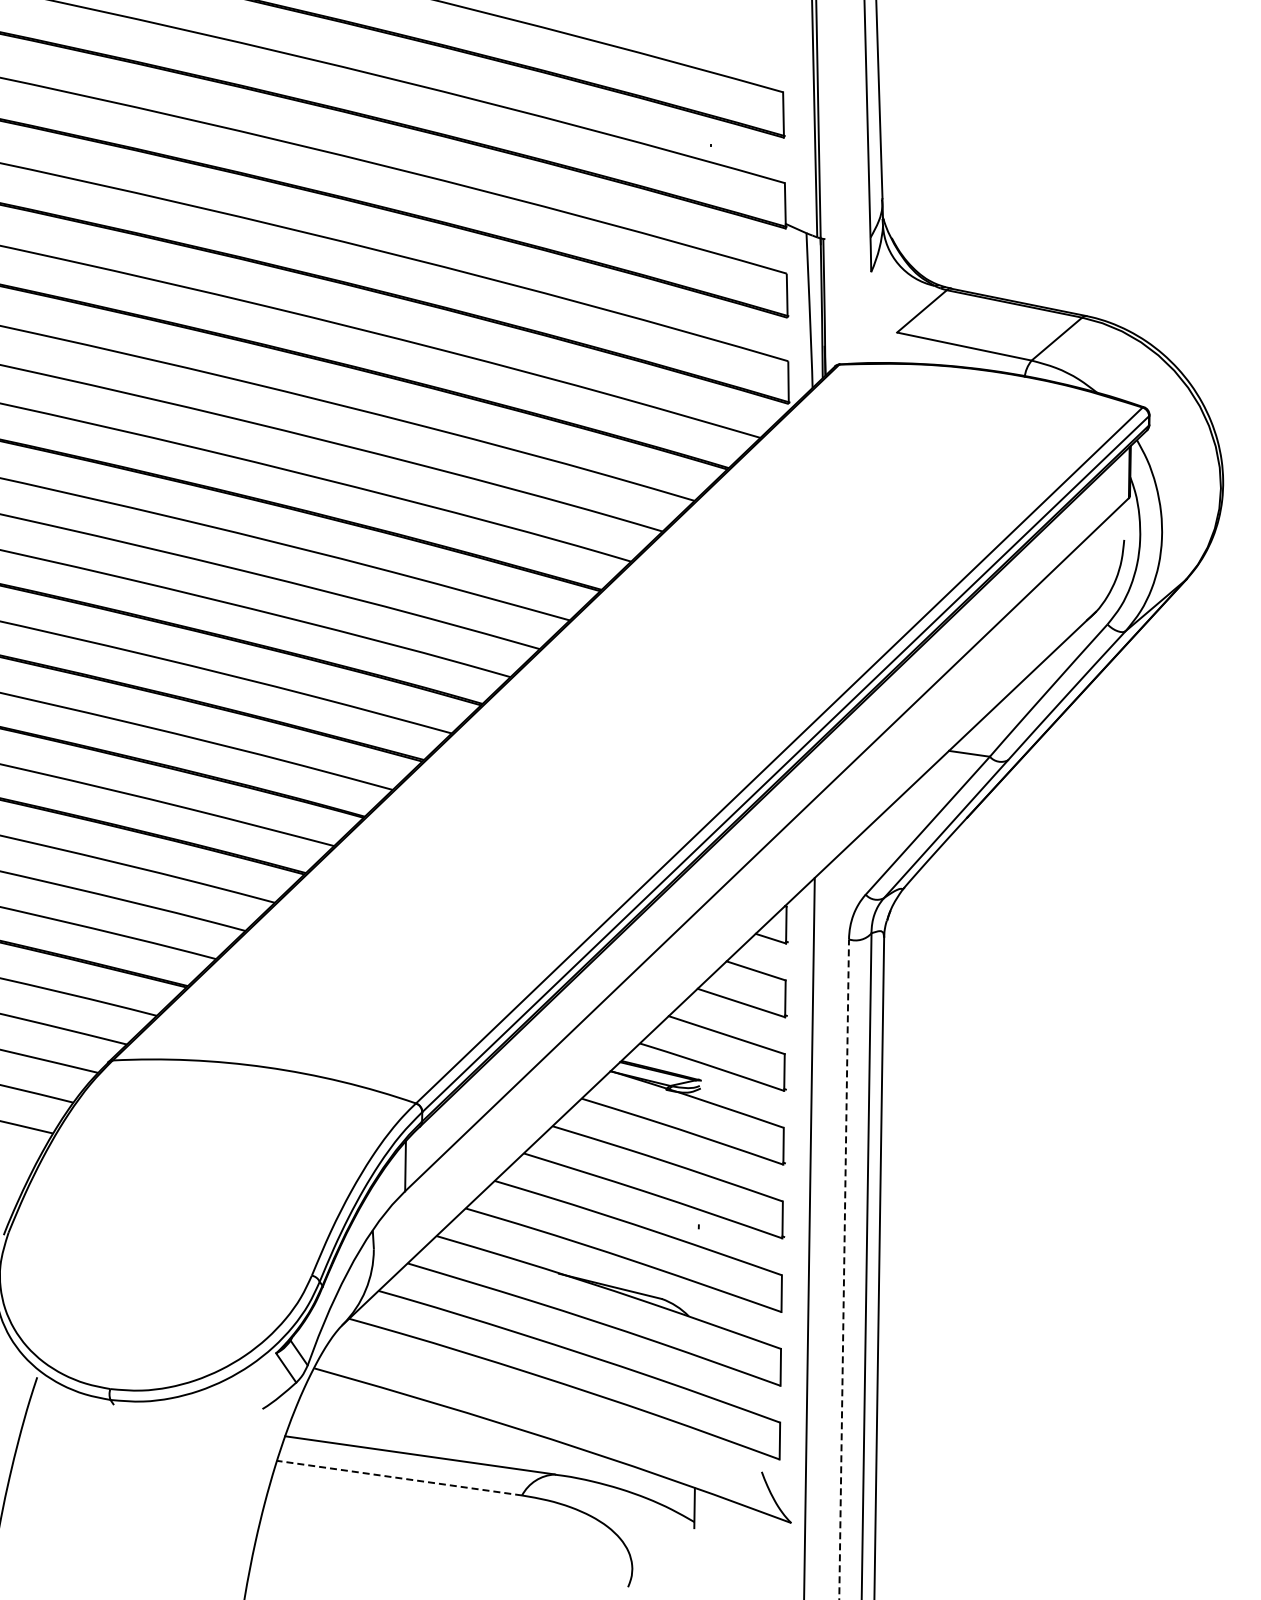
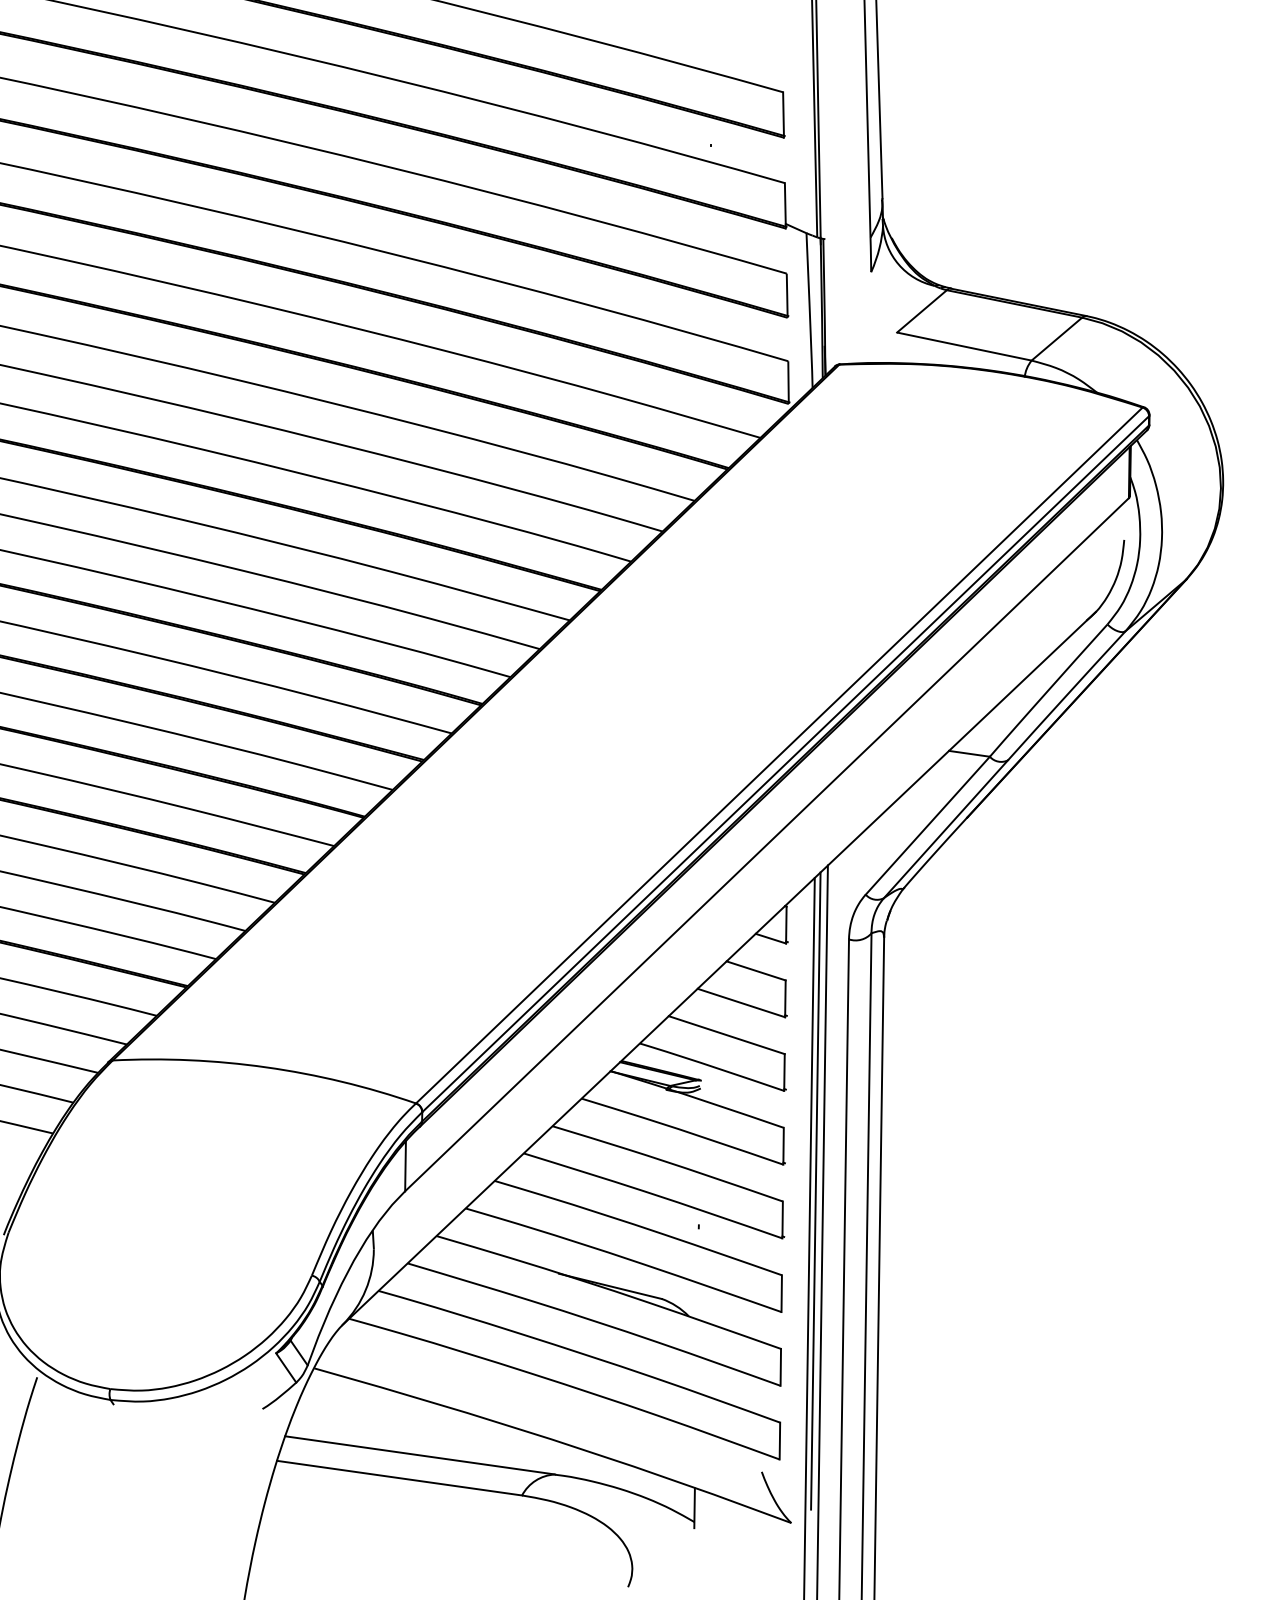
line: none -> present (815, 1190)
line: none -> present (822, 1230)
line: dashed -> solid (844, 1269)
line: dashed -> solid (399, 1478)
